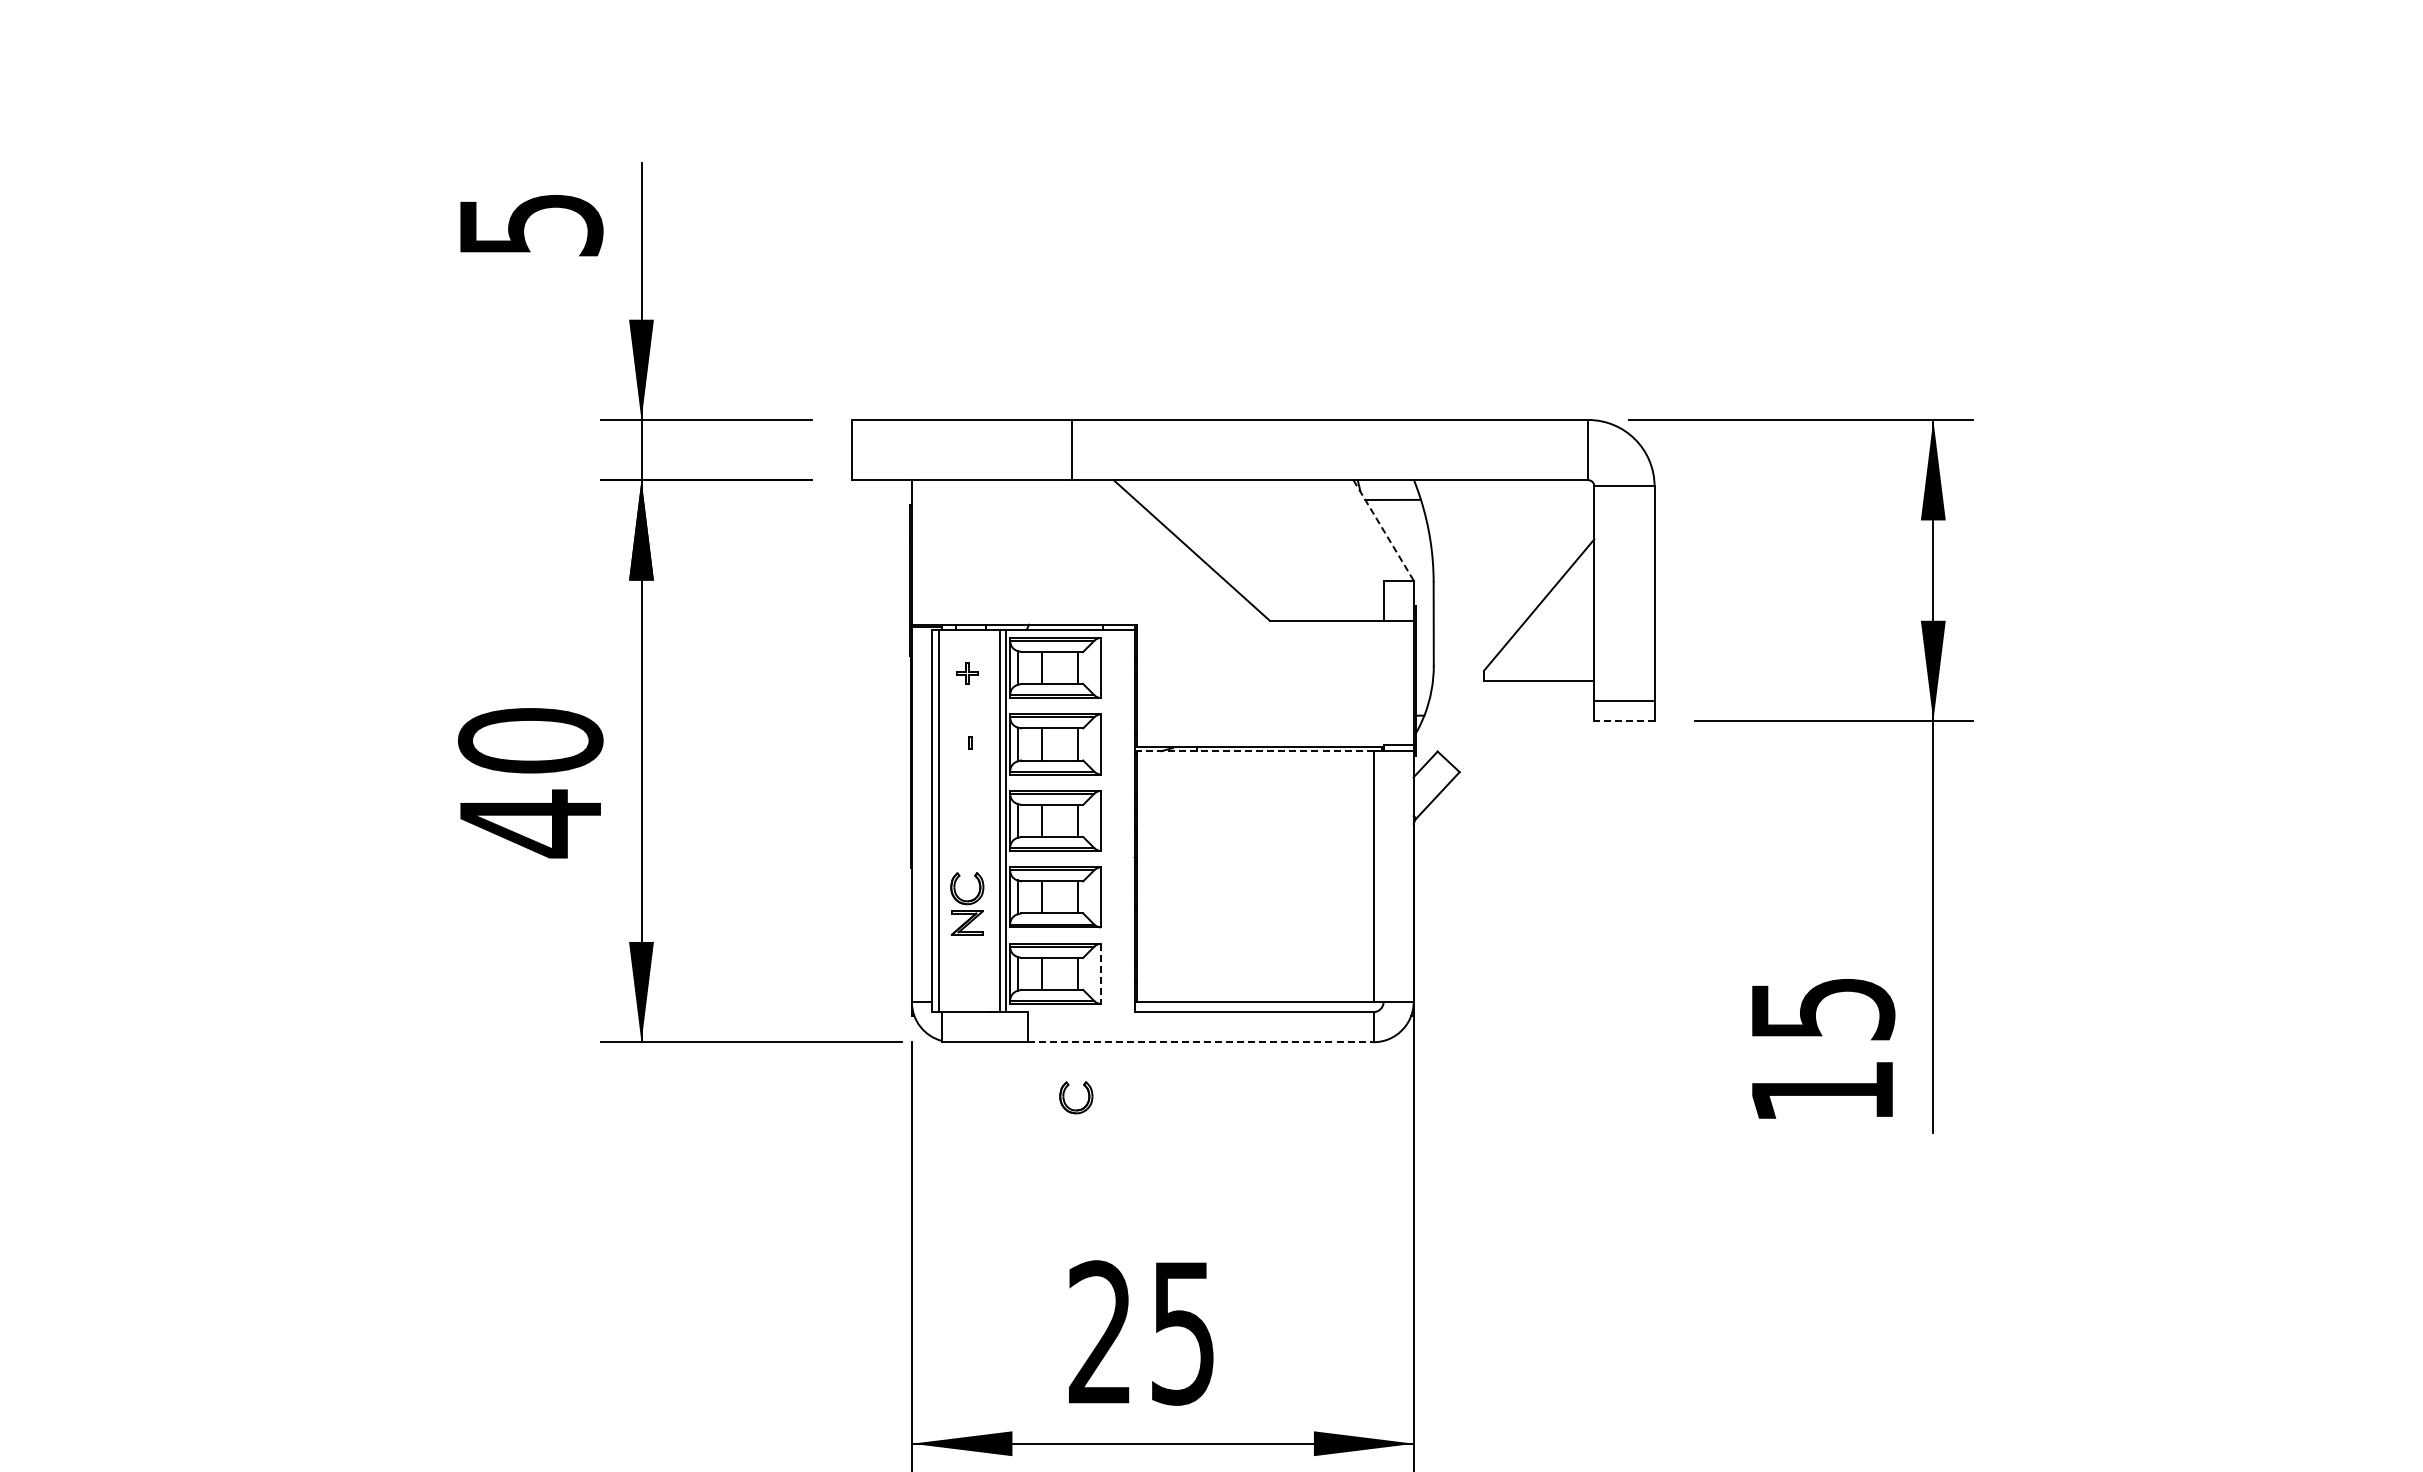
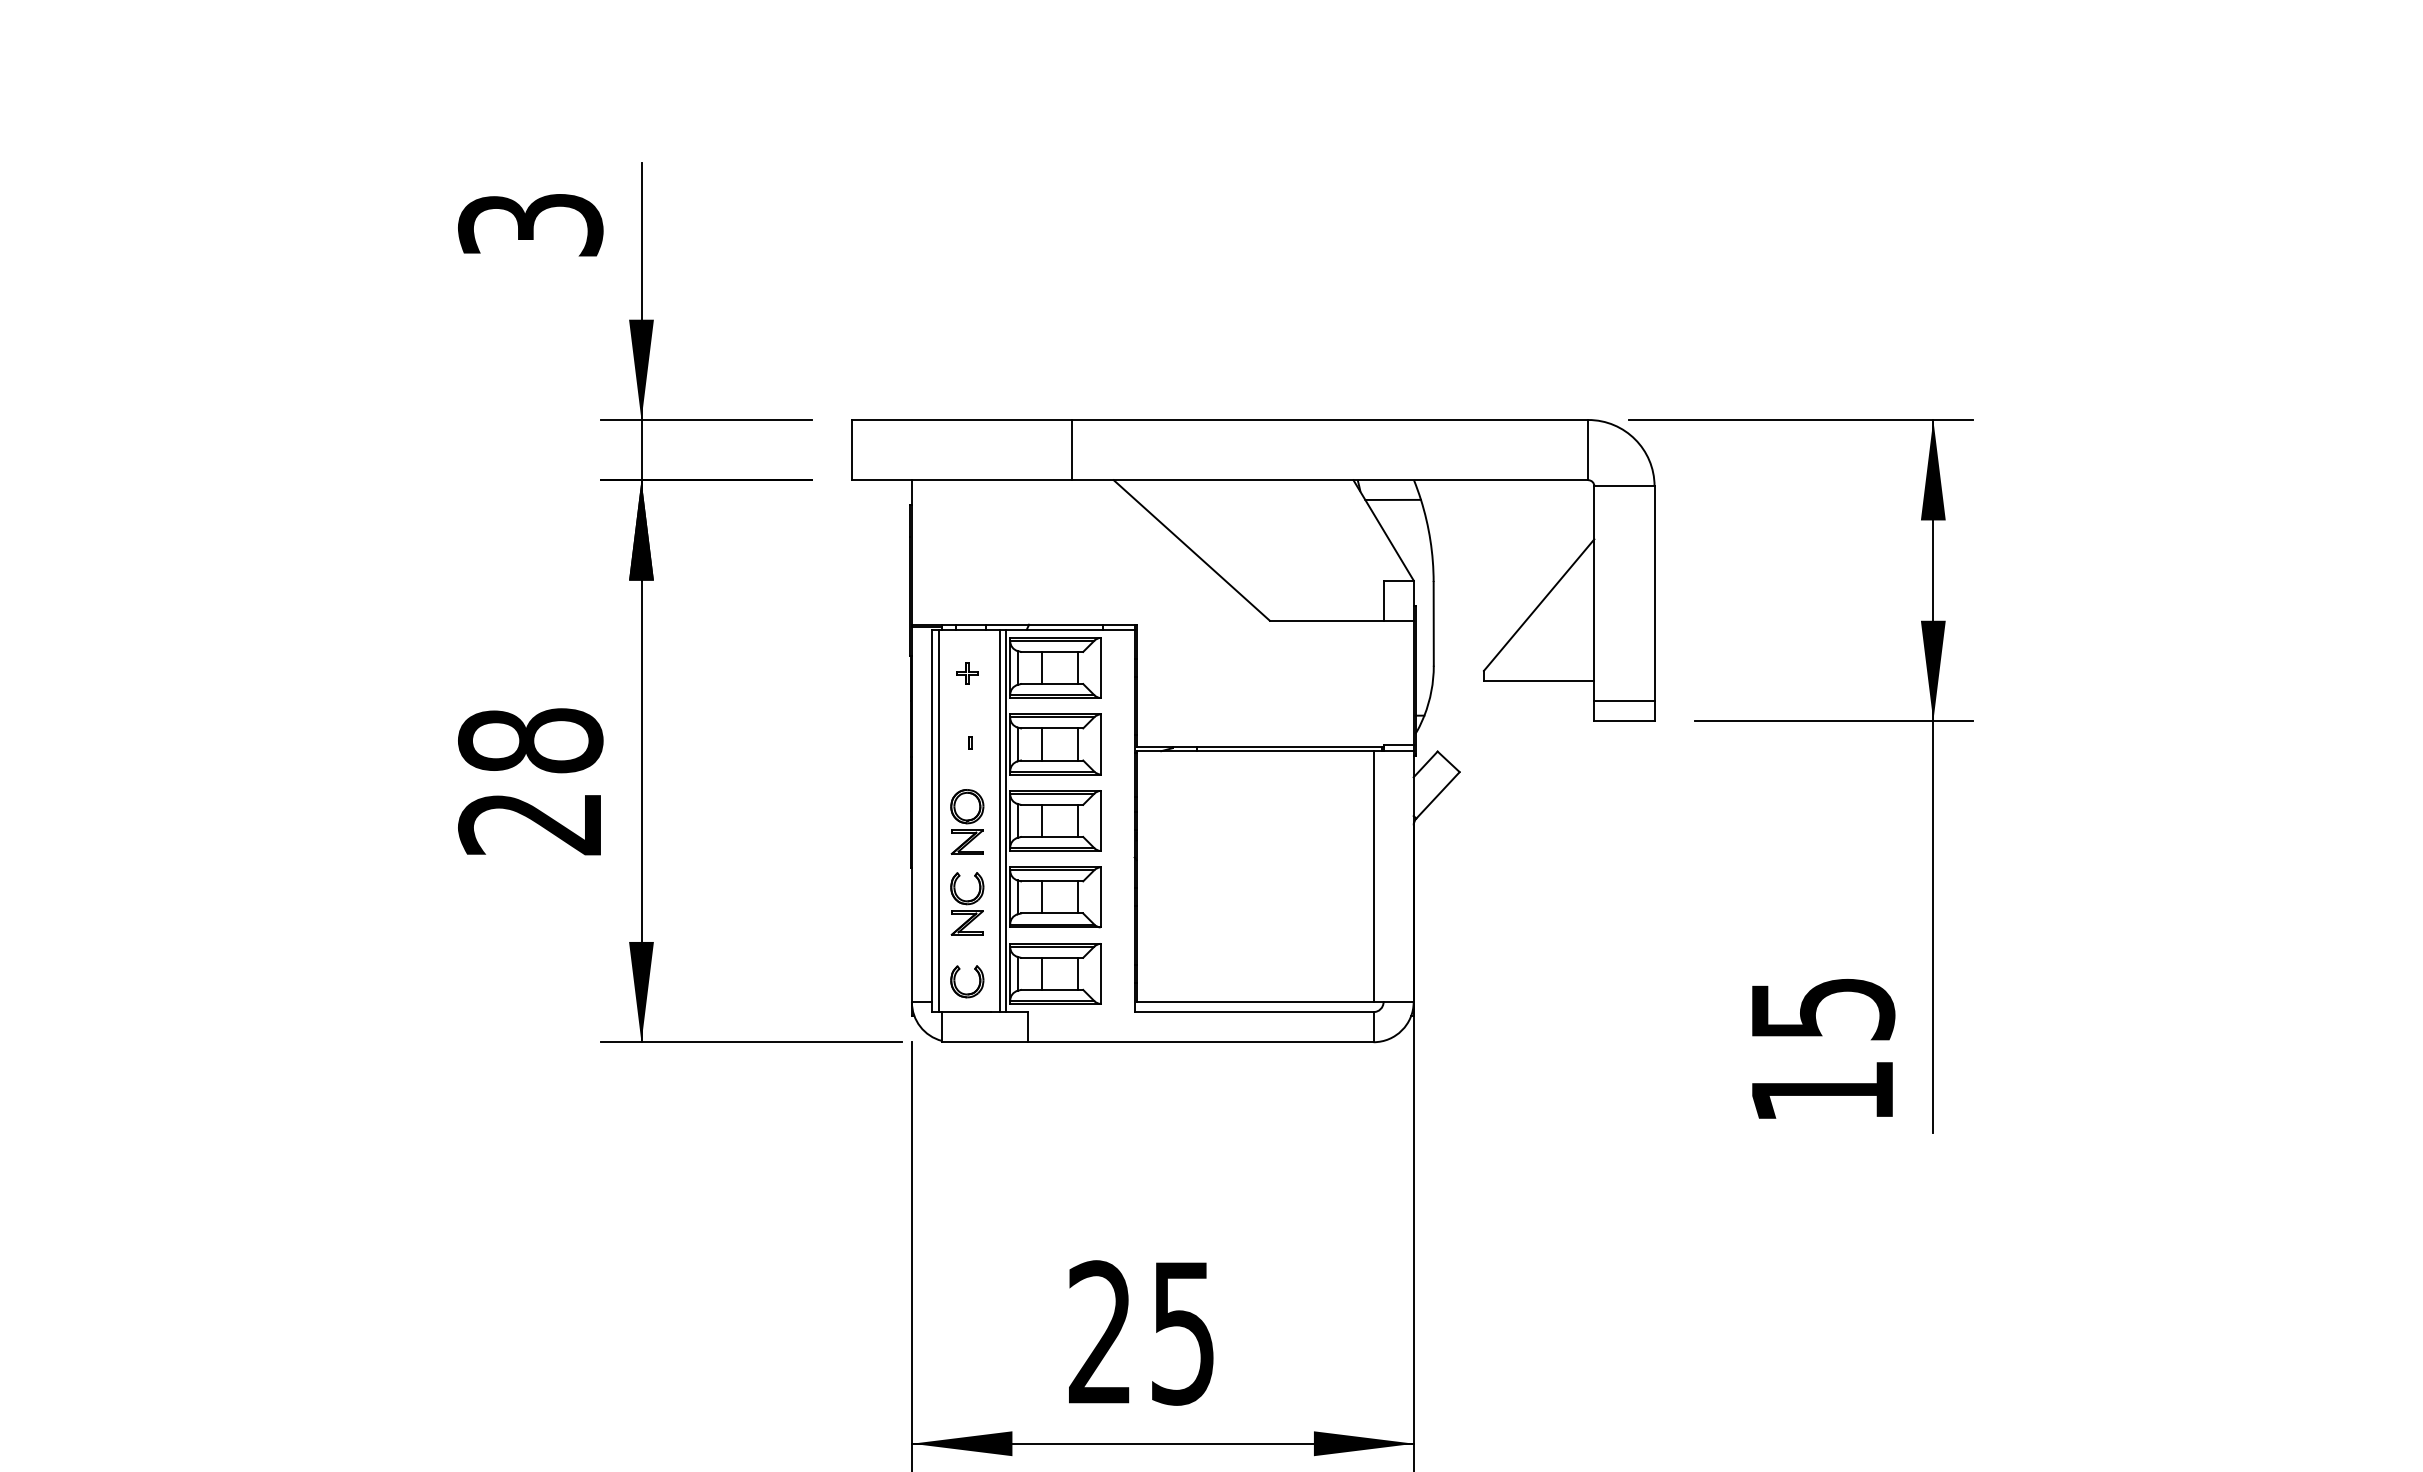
text: 5 -> 3 (530, 225)
line: dashed -> solid (1383, 530)
line: dashed -> solid (1623, 721)
line: dashed -> solid (1254, 751)
text: 40 -> 28 (530, 783)
part: none -> present (967, 821)
line: dashed -> solid (1100, 974)
line: dashed -> solid (1200, 1042)
part position: (1087, 1100) -> (978, 984) (978, 984)
